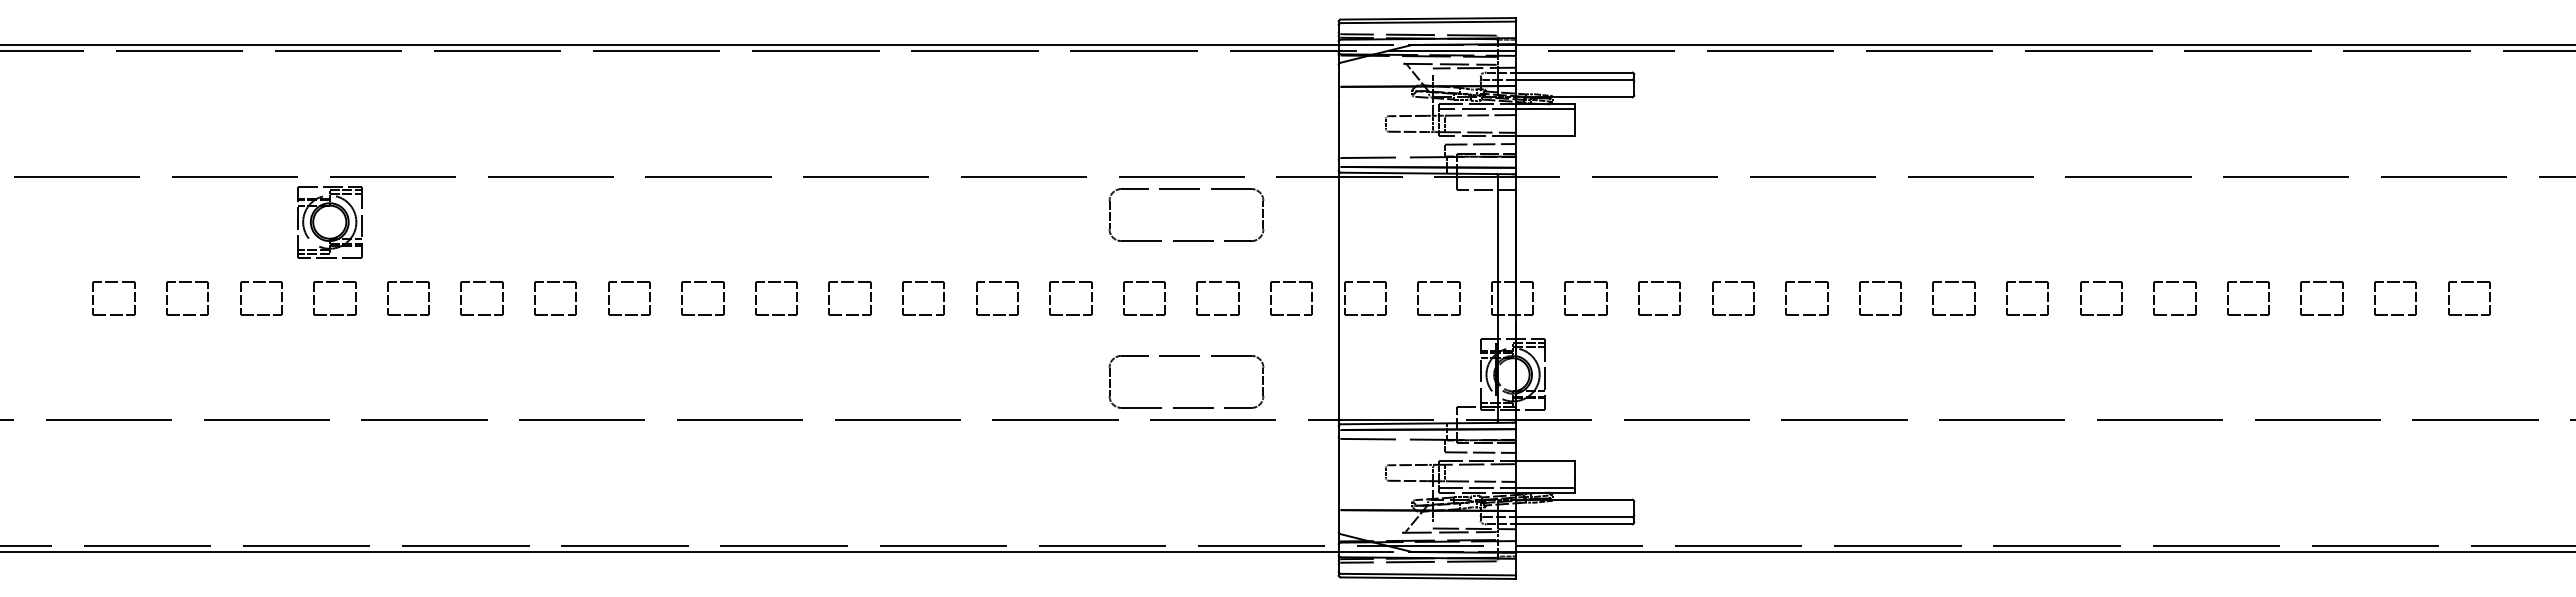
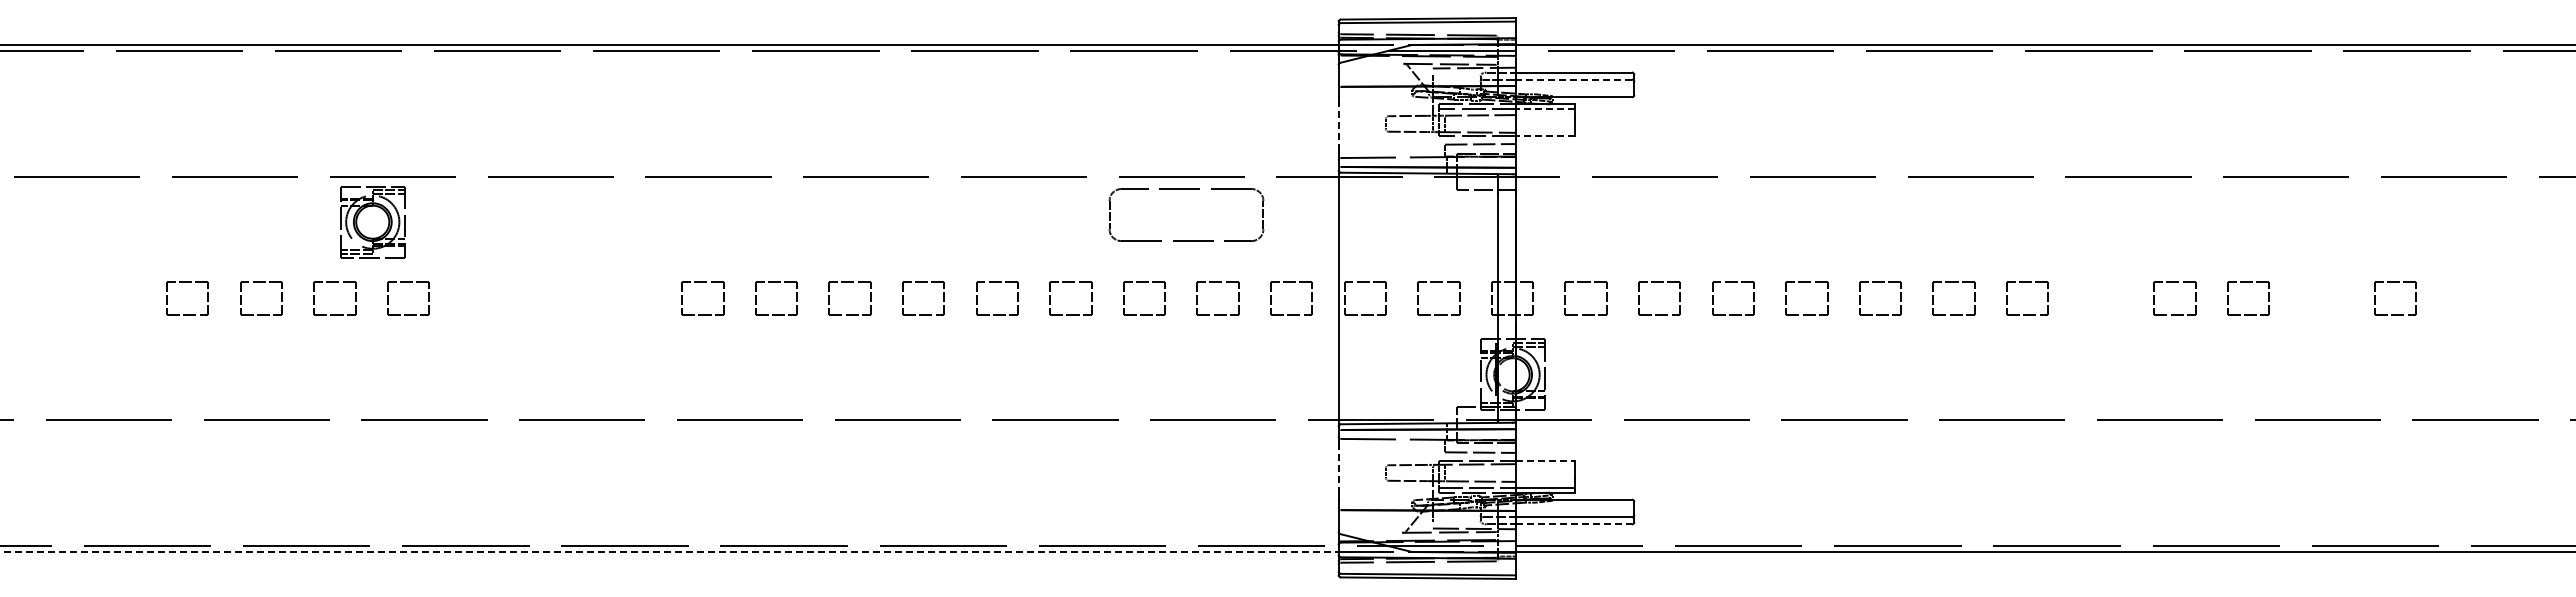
line: solid -> dashed (1574, 79)
line: solid -> dashed (1545, 109)
line: solid -> dashed (1338, 126)
line: solid -> dashed (1545, 135)
part position: (329, 222) -> (372, 222) (372, 222)
part: present -> none (113, 282)
part: present -> none (481, 282)
part: present -> none (555, 282)
part: present -> none (629, 282)
part: present -> none (2101, 282)
part: present -> none (2321, 282)
part: present -> none (2469, 282)
part: present -> none (1186, 356)
line: solid -> dashed (1545, 461)
line: solid -> dashed (1338, 469)
line: solid -> dashed (1574, 524)
line: solid -> dashed (669, 551)
